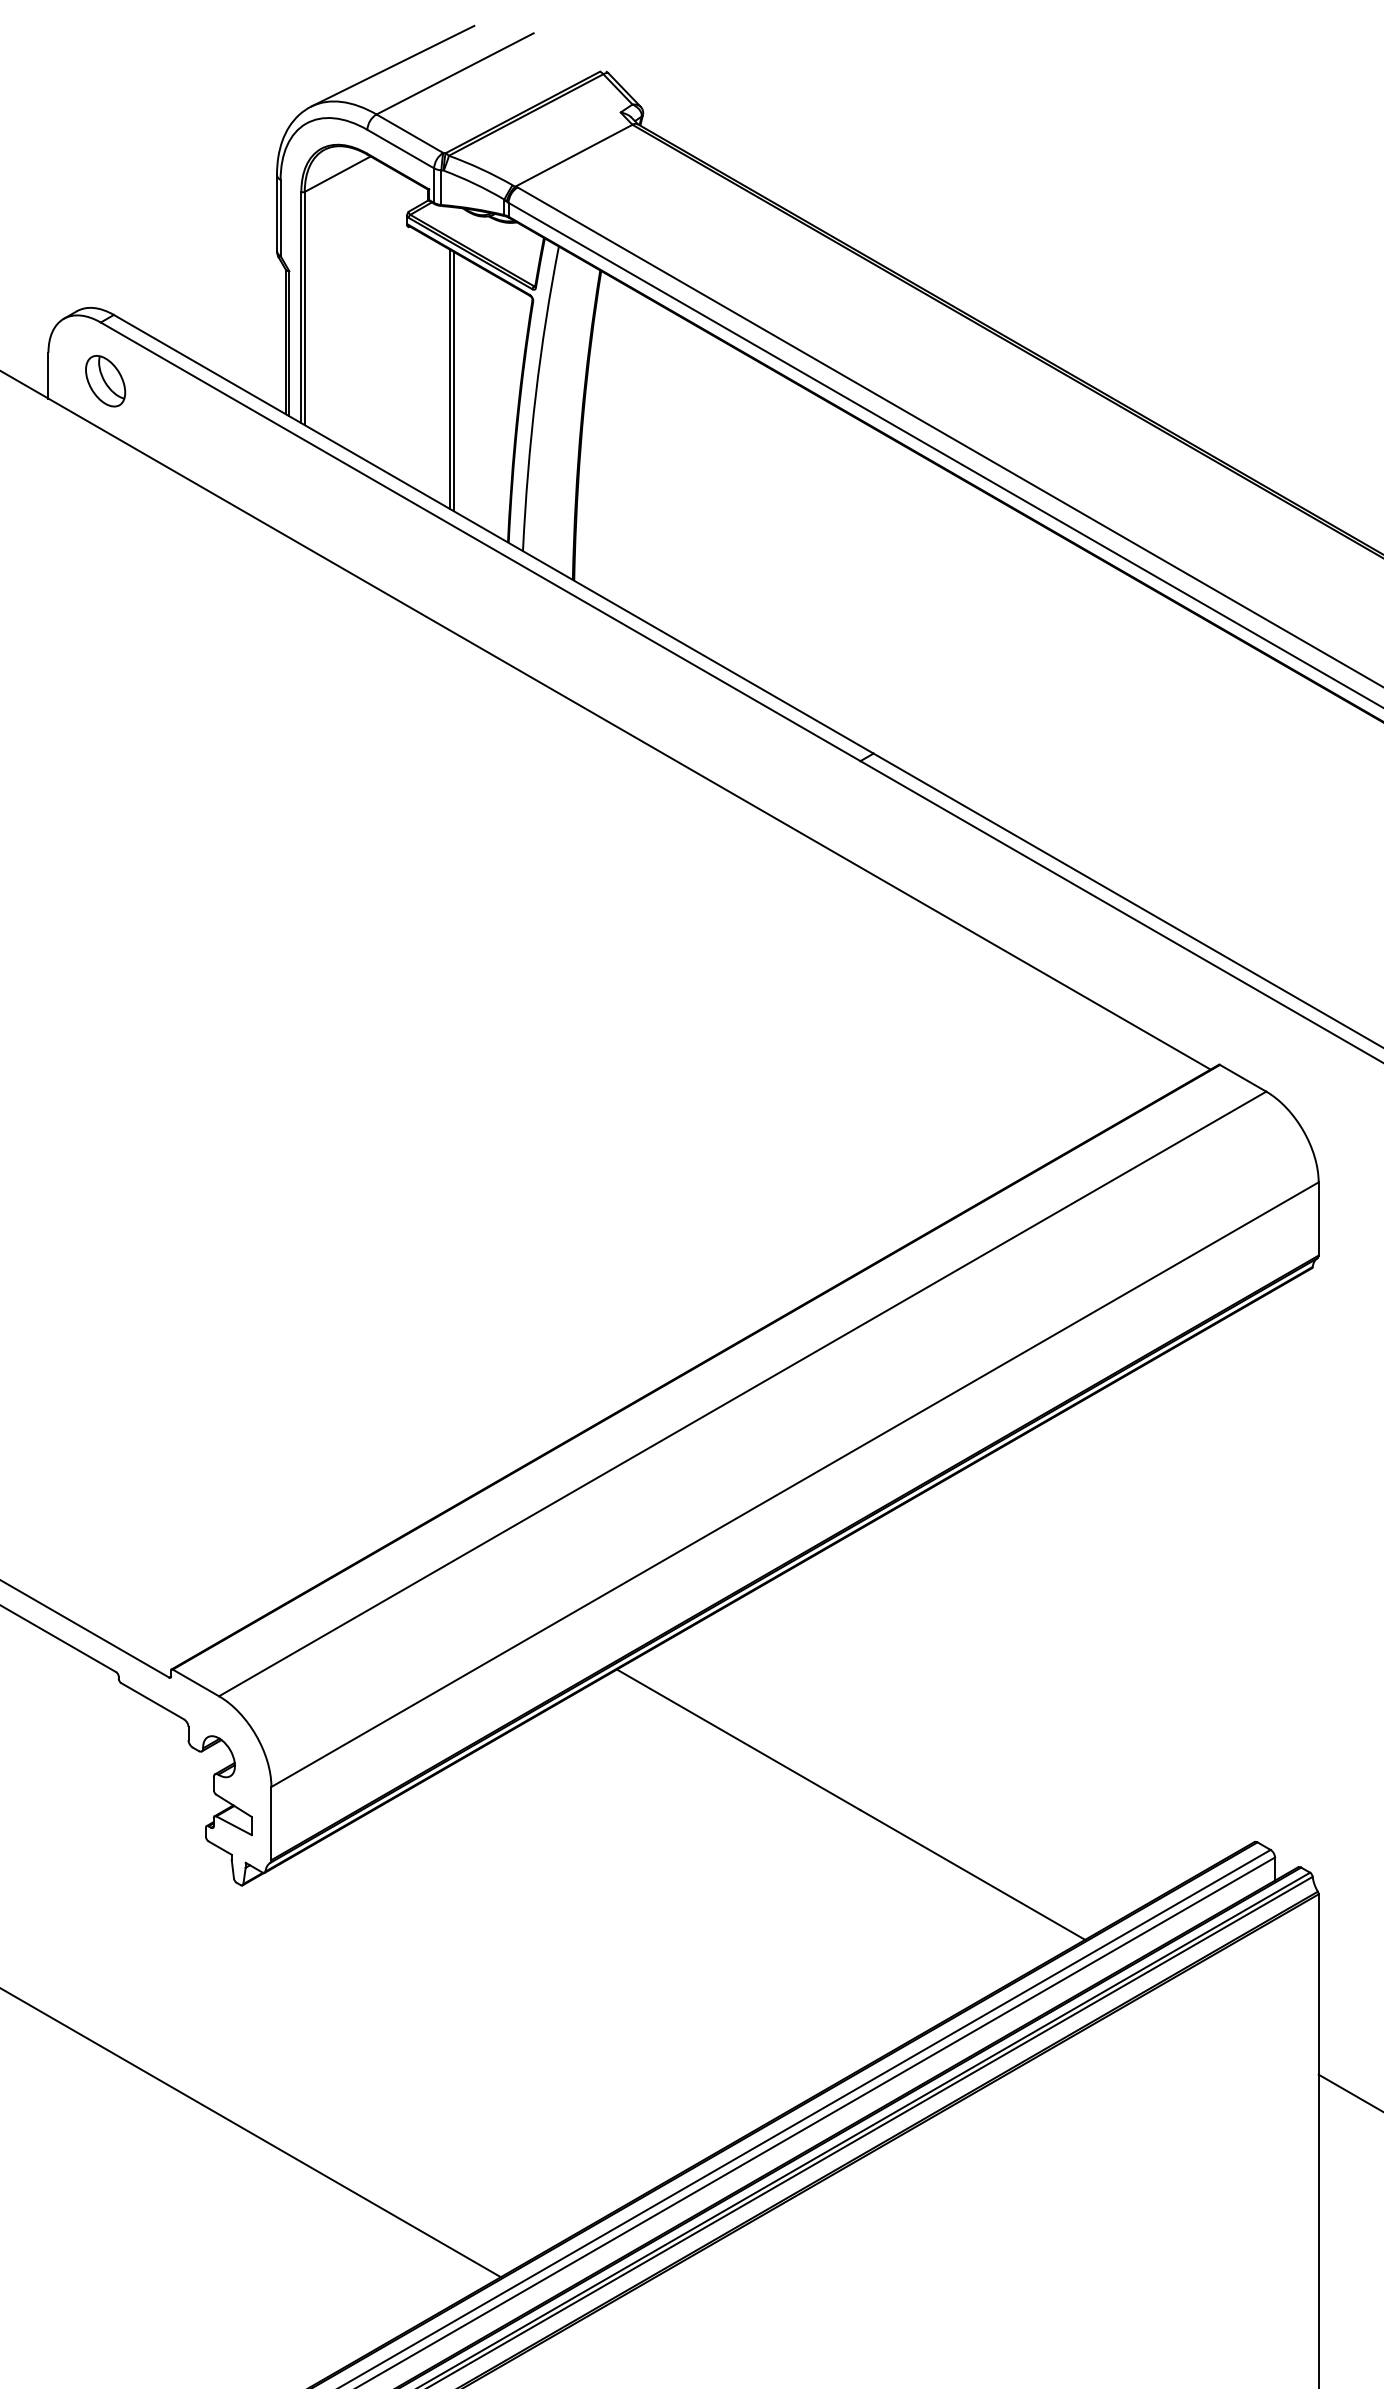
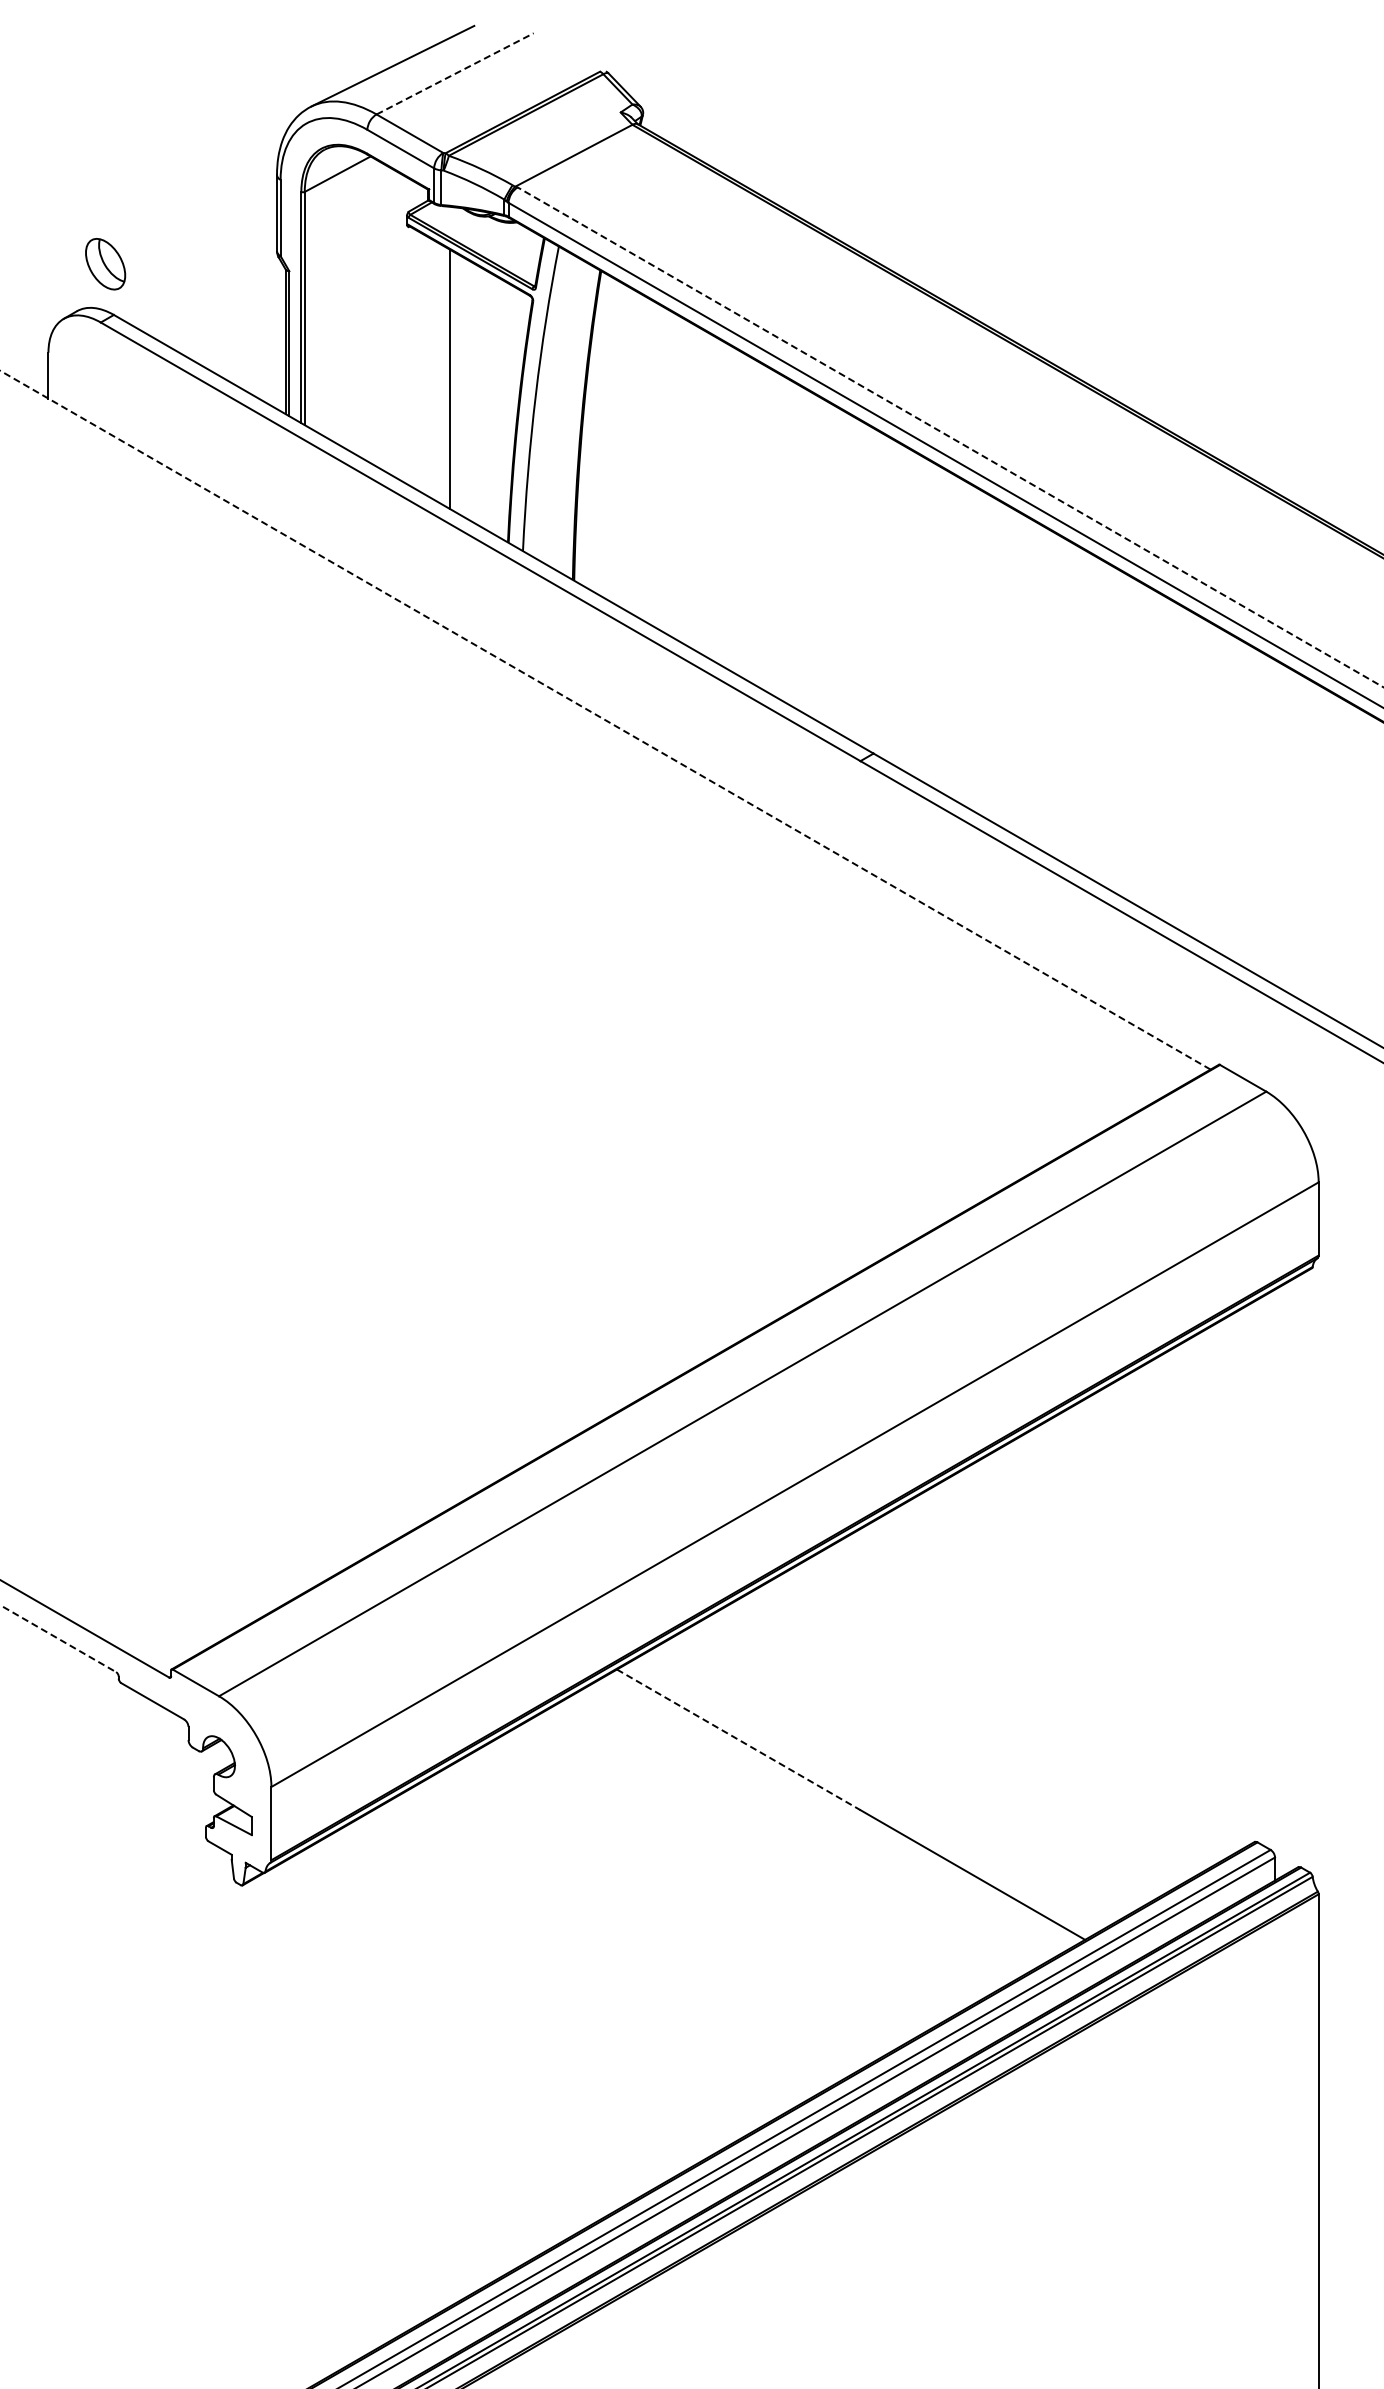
line: solid -> dashed (455, 73)
part position: (105, 381) -> (105, 264) (105, 264)
line: present -> none (453, 381)
line: solid -> dashed (950, 437)
line: solid -> dashed (605, 720)
line: solid -> dashed (58, 1638)
line: solid -> dashed (738, 1739)
line: present -> none (1349, 2092)
line: present -> none (251, 2133)
